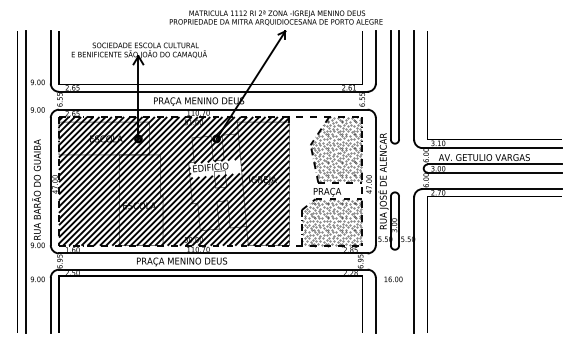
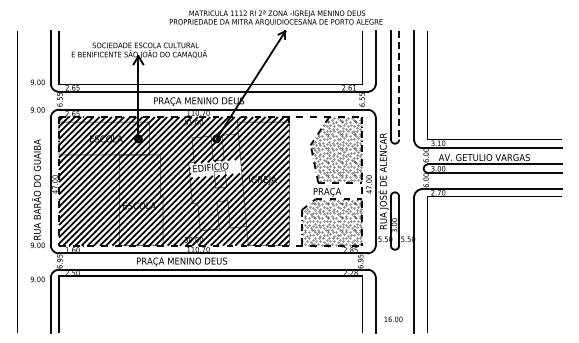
line: solid -> dashed (399, 85)
line: present -> none (26, 181)
text position: (393, 279) -> (393, 319) (393, 319)
